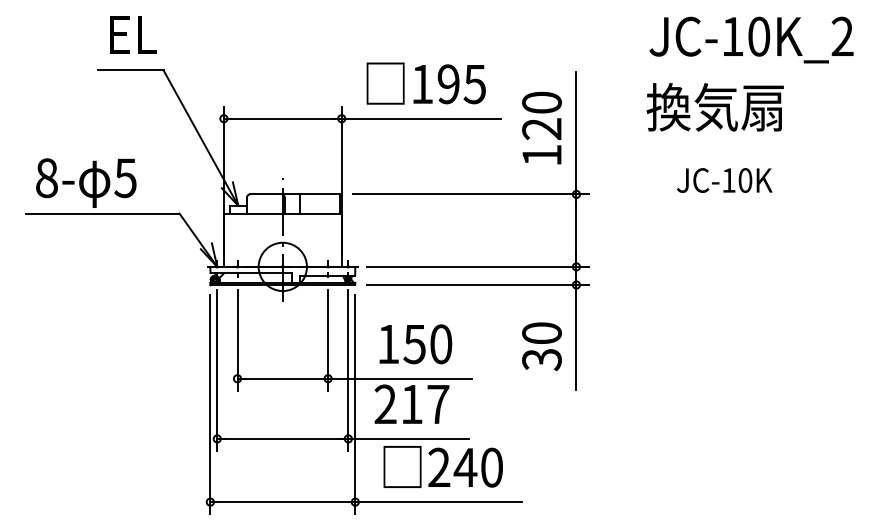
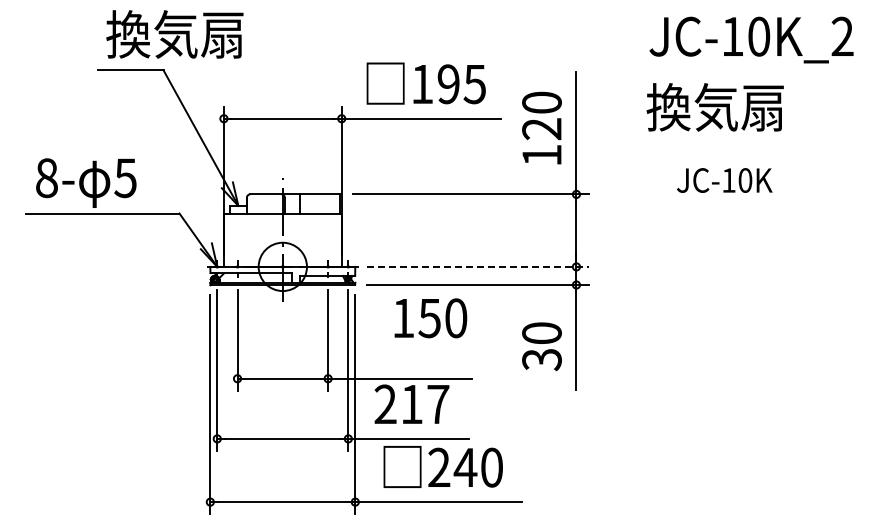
text: EL -> 換気扇 (174, 34)
line: solid -> dashed (477, 266)
text position: (415, 344) -> (430, 318) (430, 318)
